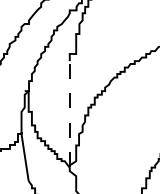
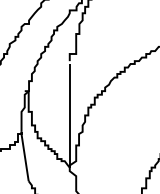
line: dashed -> solid (69, 115)
